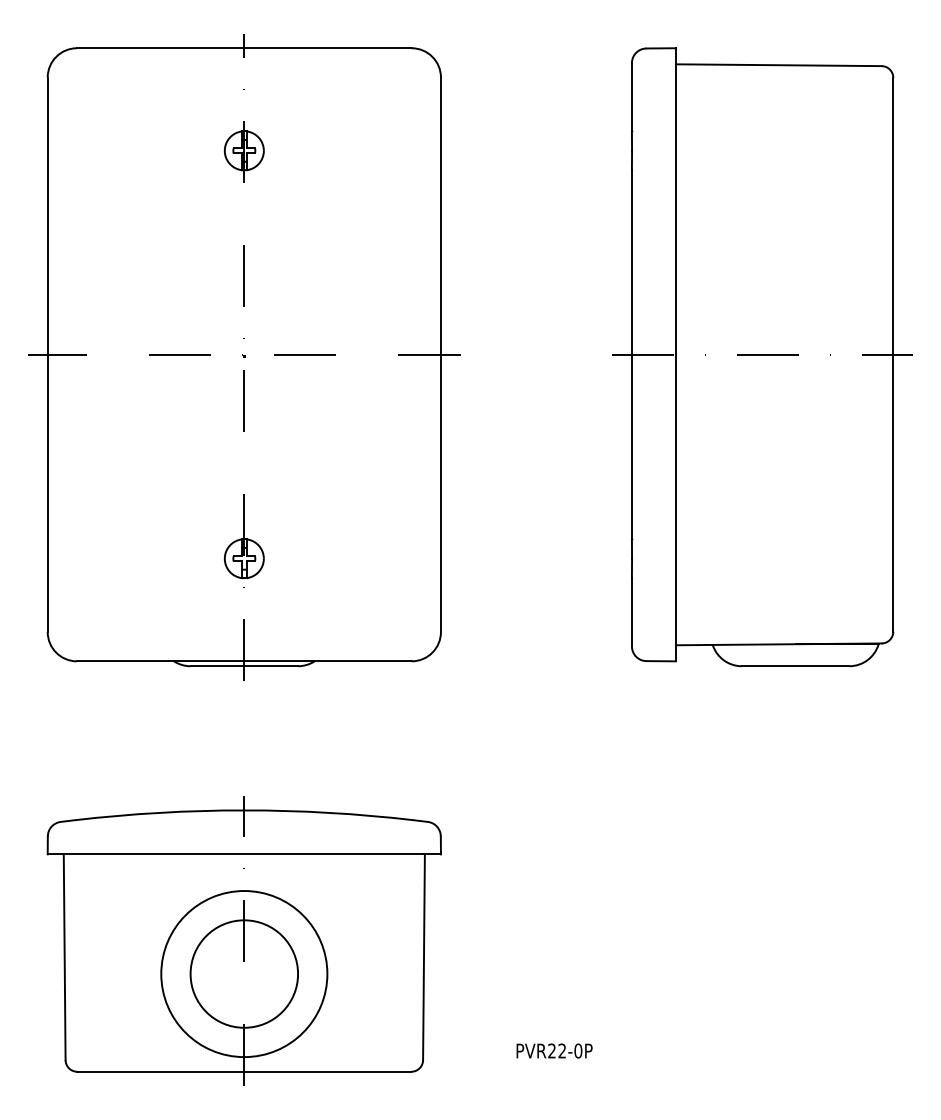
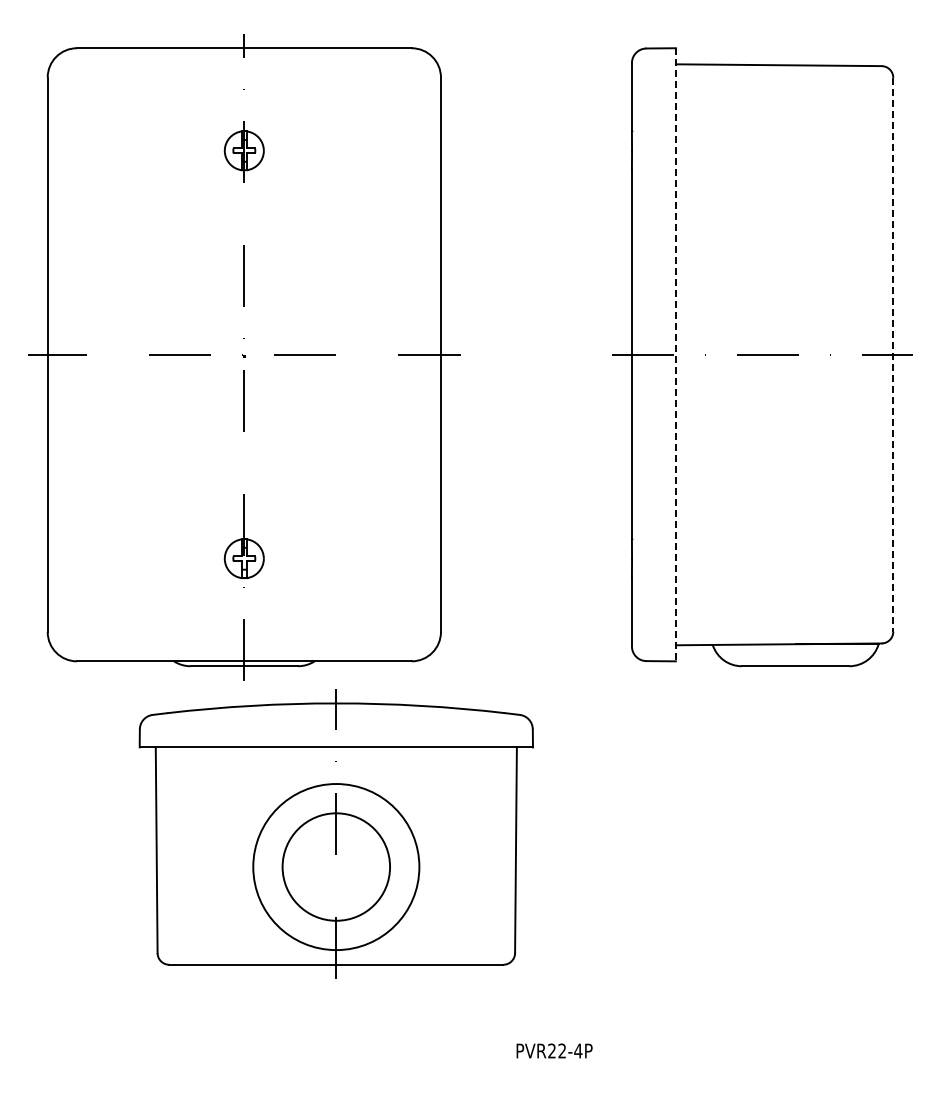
line: solid -> dashed (675, 354)
line: solid -> dashed (893, 354)
part position: (243, 940) -> (335, 833) (335, 833)
text: PVR22-0P -> PVR22-4P (578, 1050)
